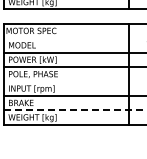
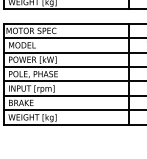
line: none -> present (73, 38)
line: none -> present (73, 81)
line: dashed -> solid (75, 110)
